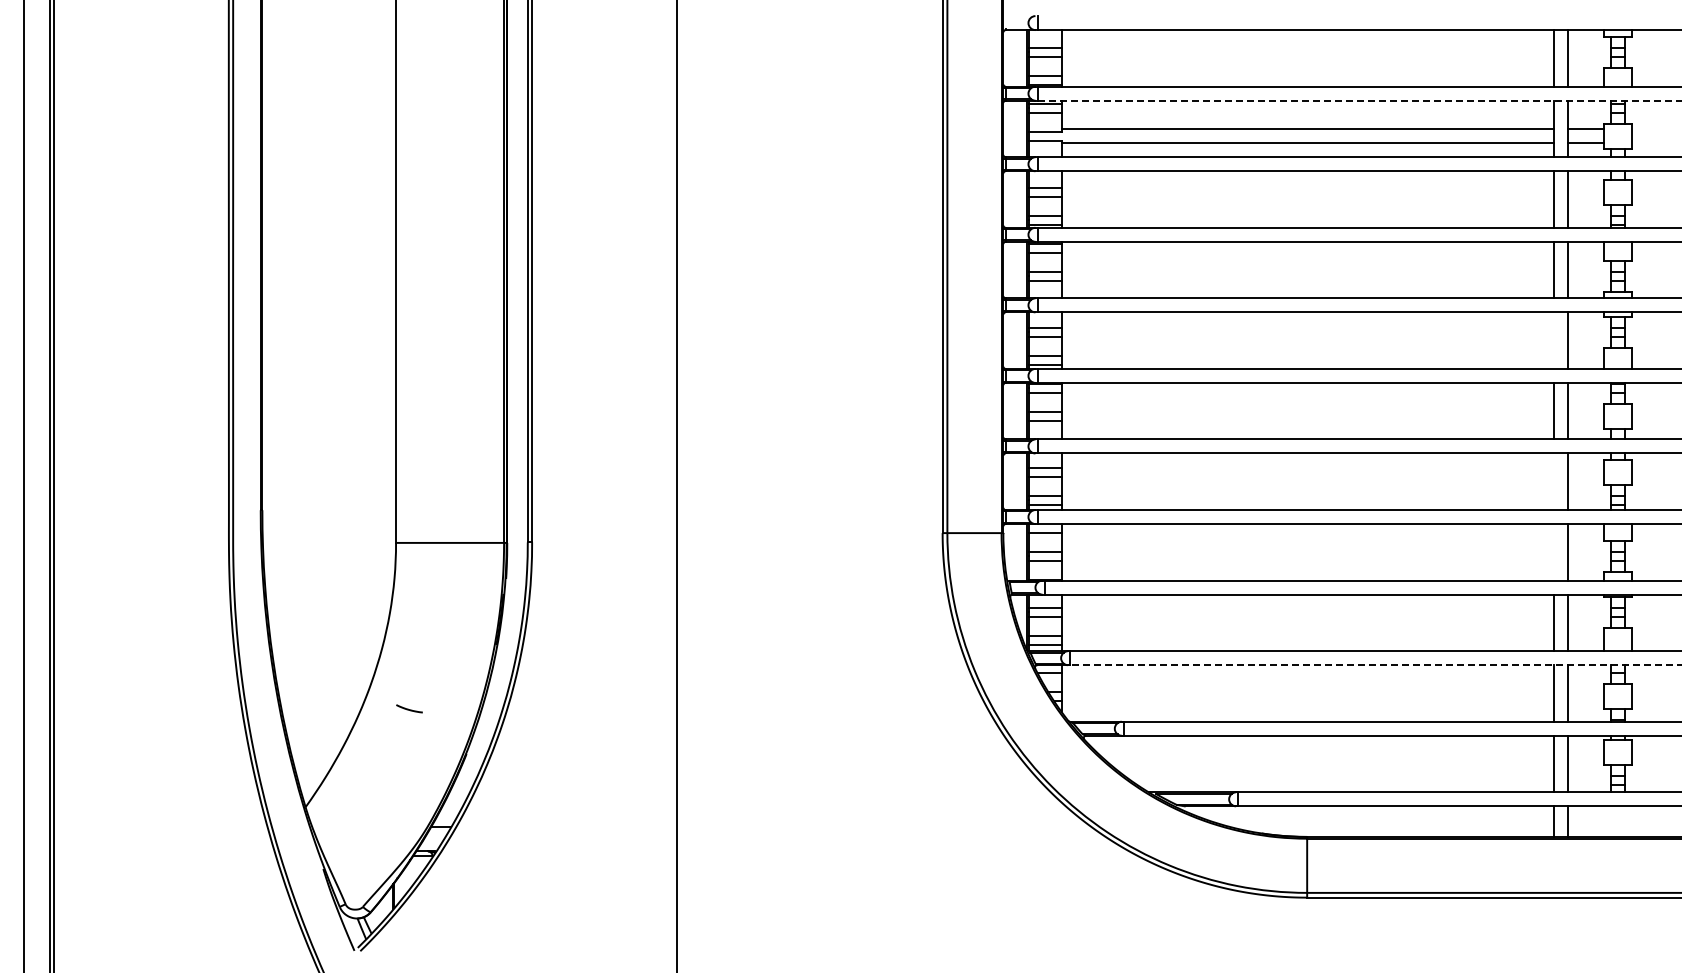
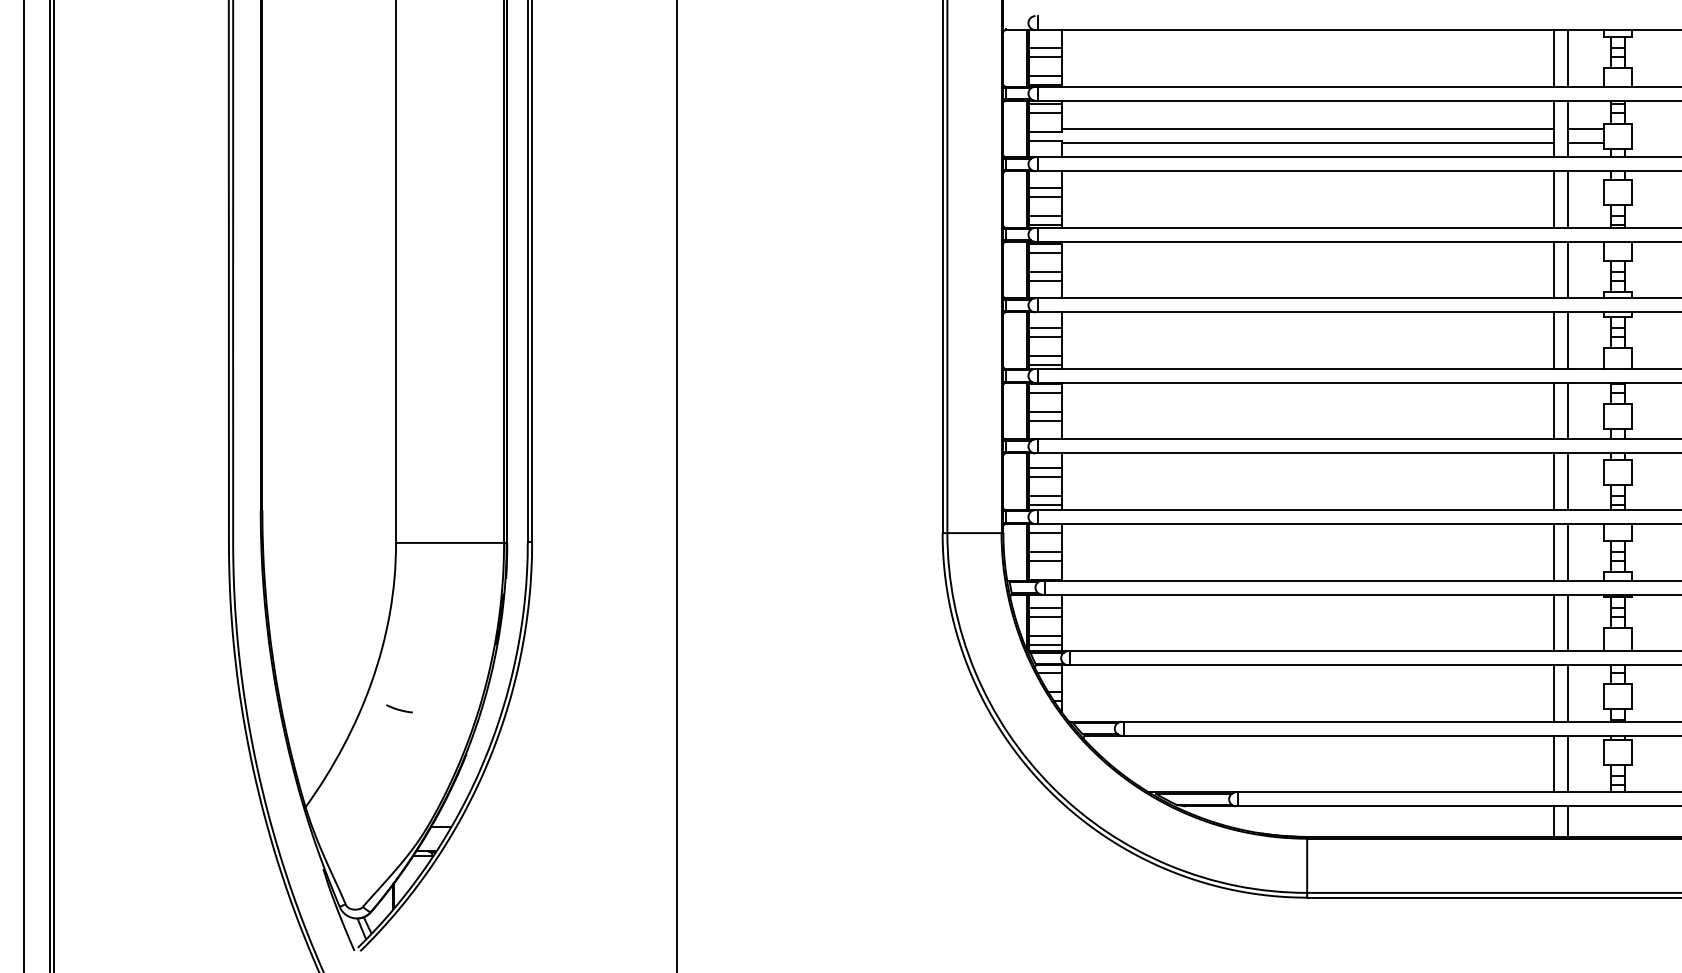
line: dashed -> solid (1359, 100)
line: none -> present (1553, 340)
line: none -> present (1553, 481)
line: none -> present (1553, 552)
line: dashed -> solid (1375, 665)
line position: (408, 708) -> (398, 708) (398, 708)
